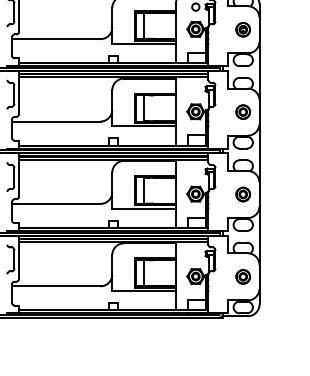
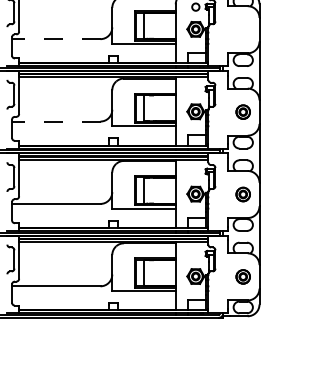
part: present -> none (242, 29)
line: solid -> dashed (55, 39)
line: solid -> dashed (55, 121)
